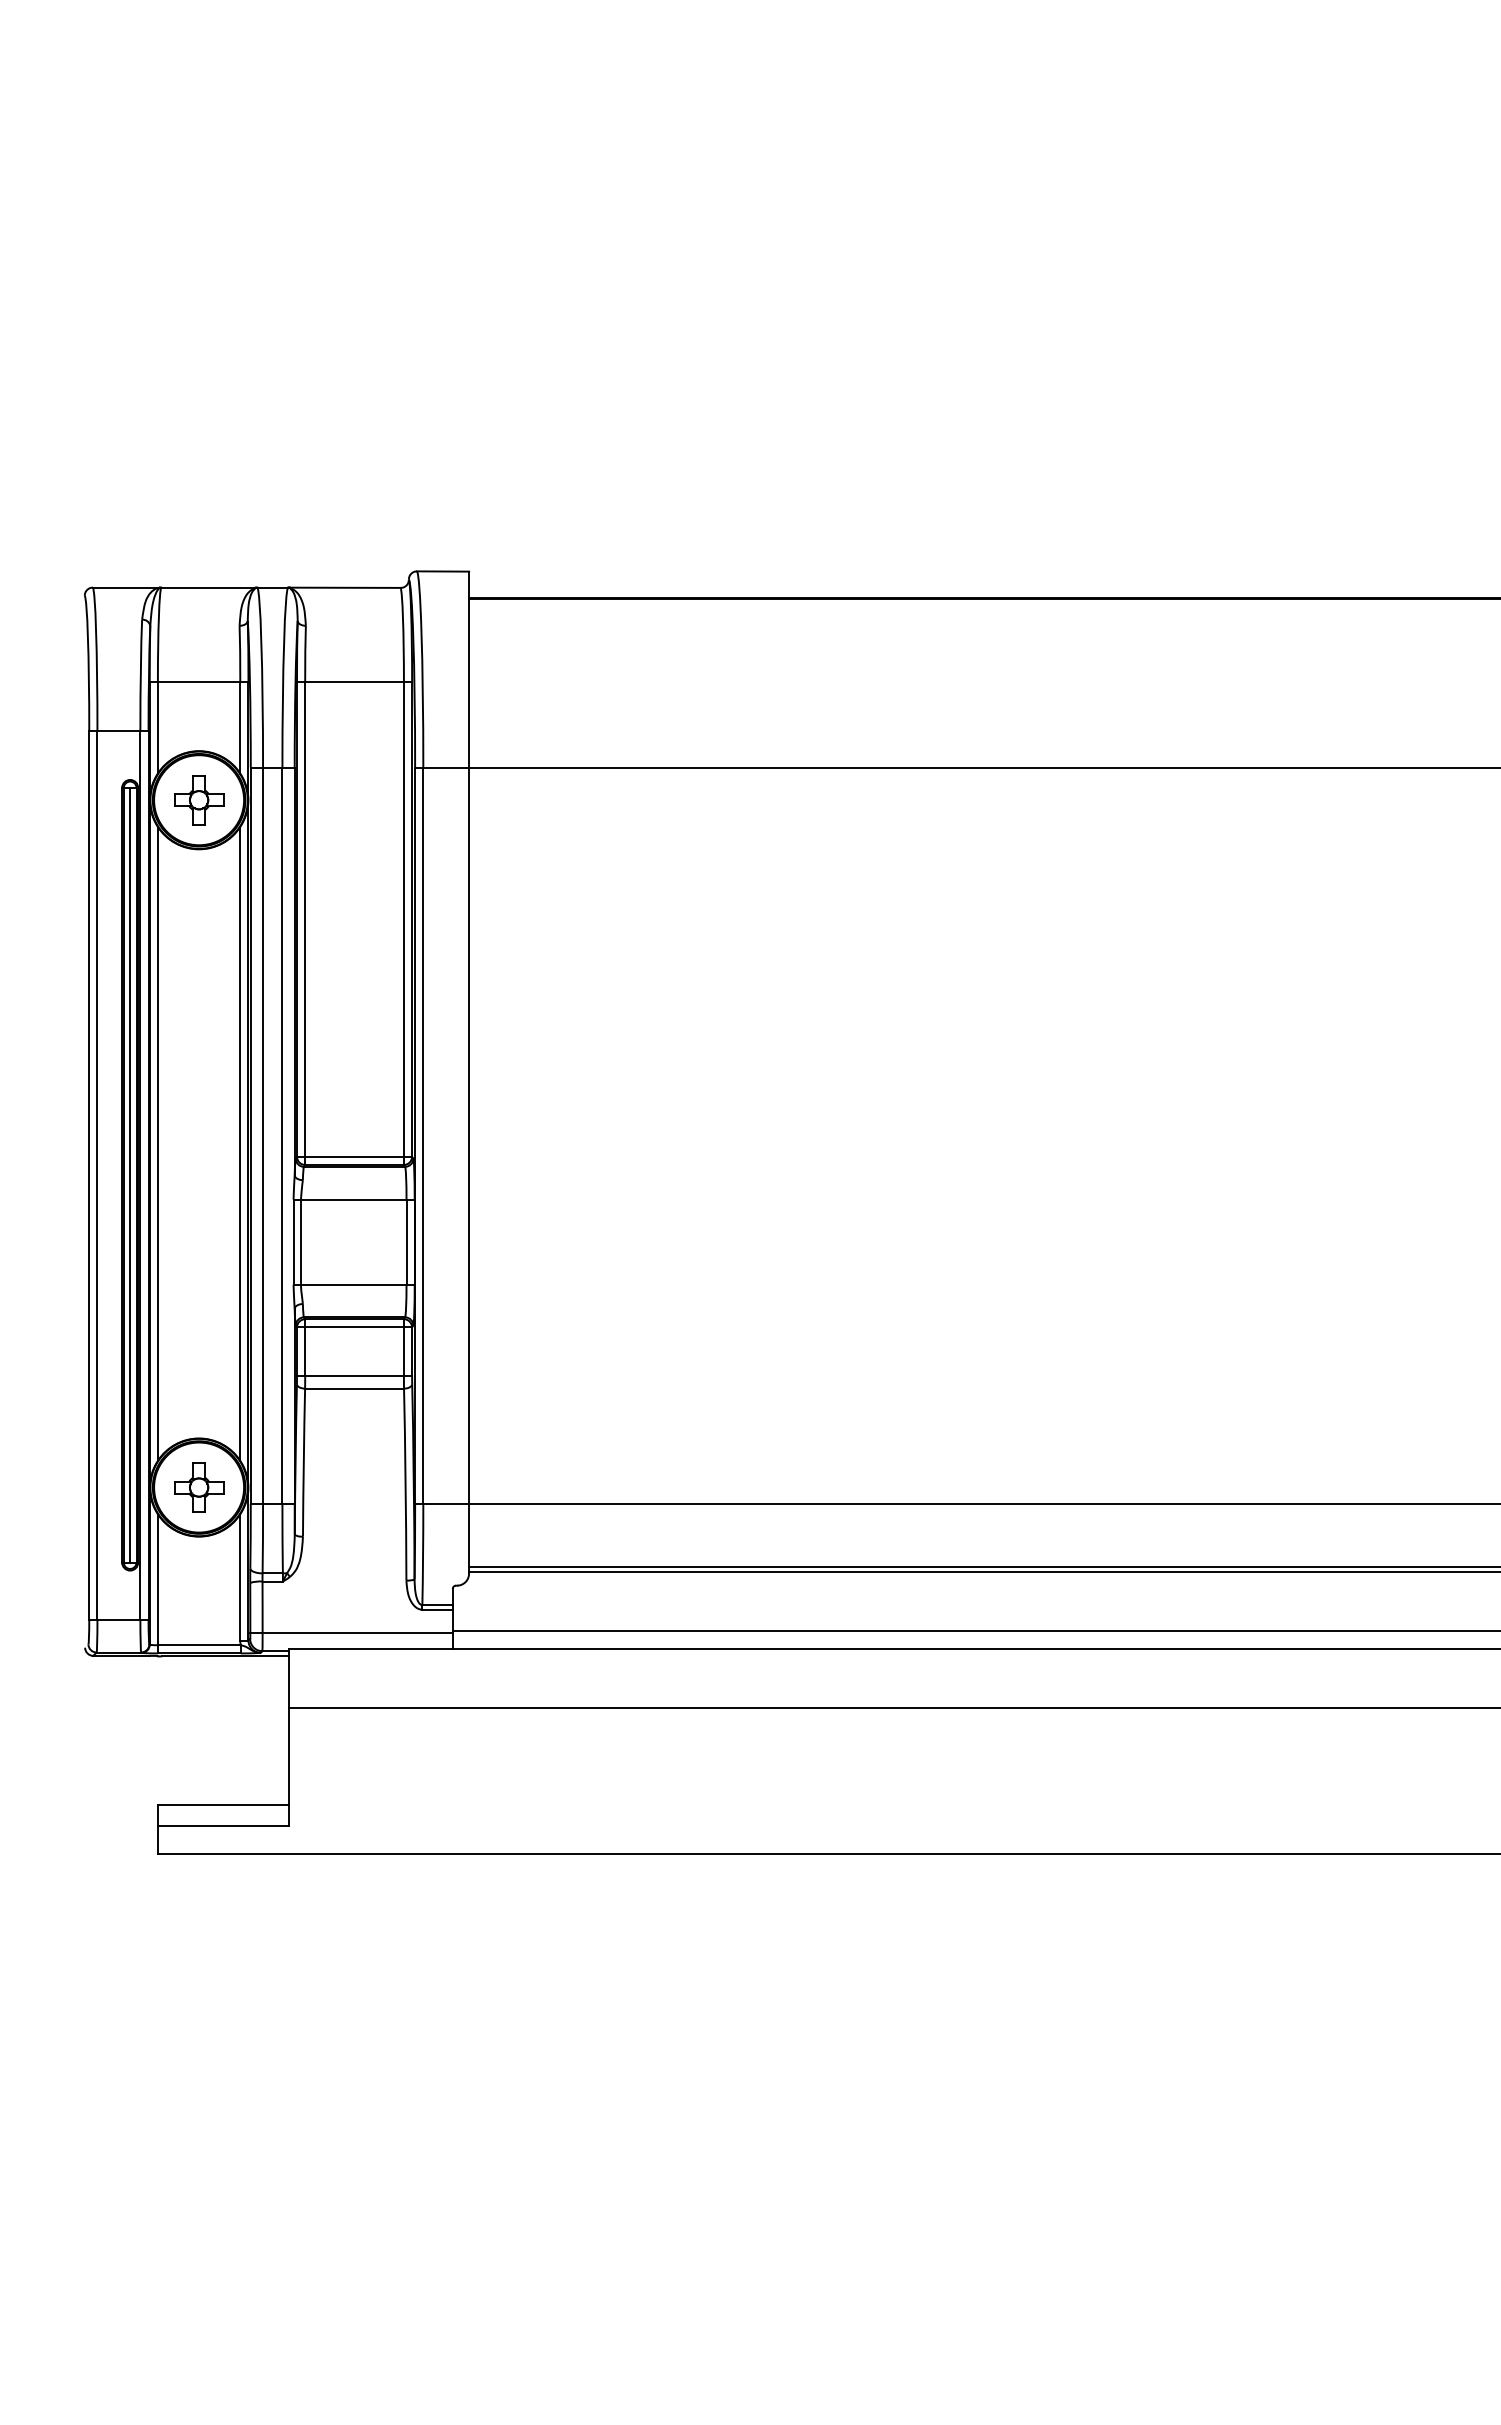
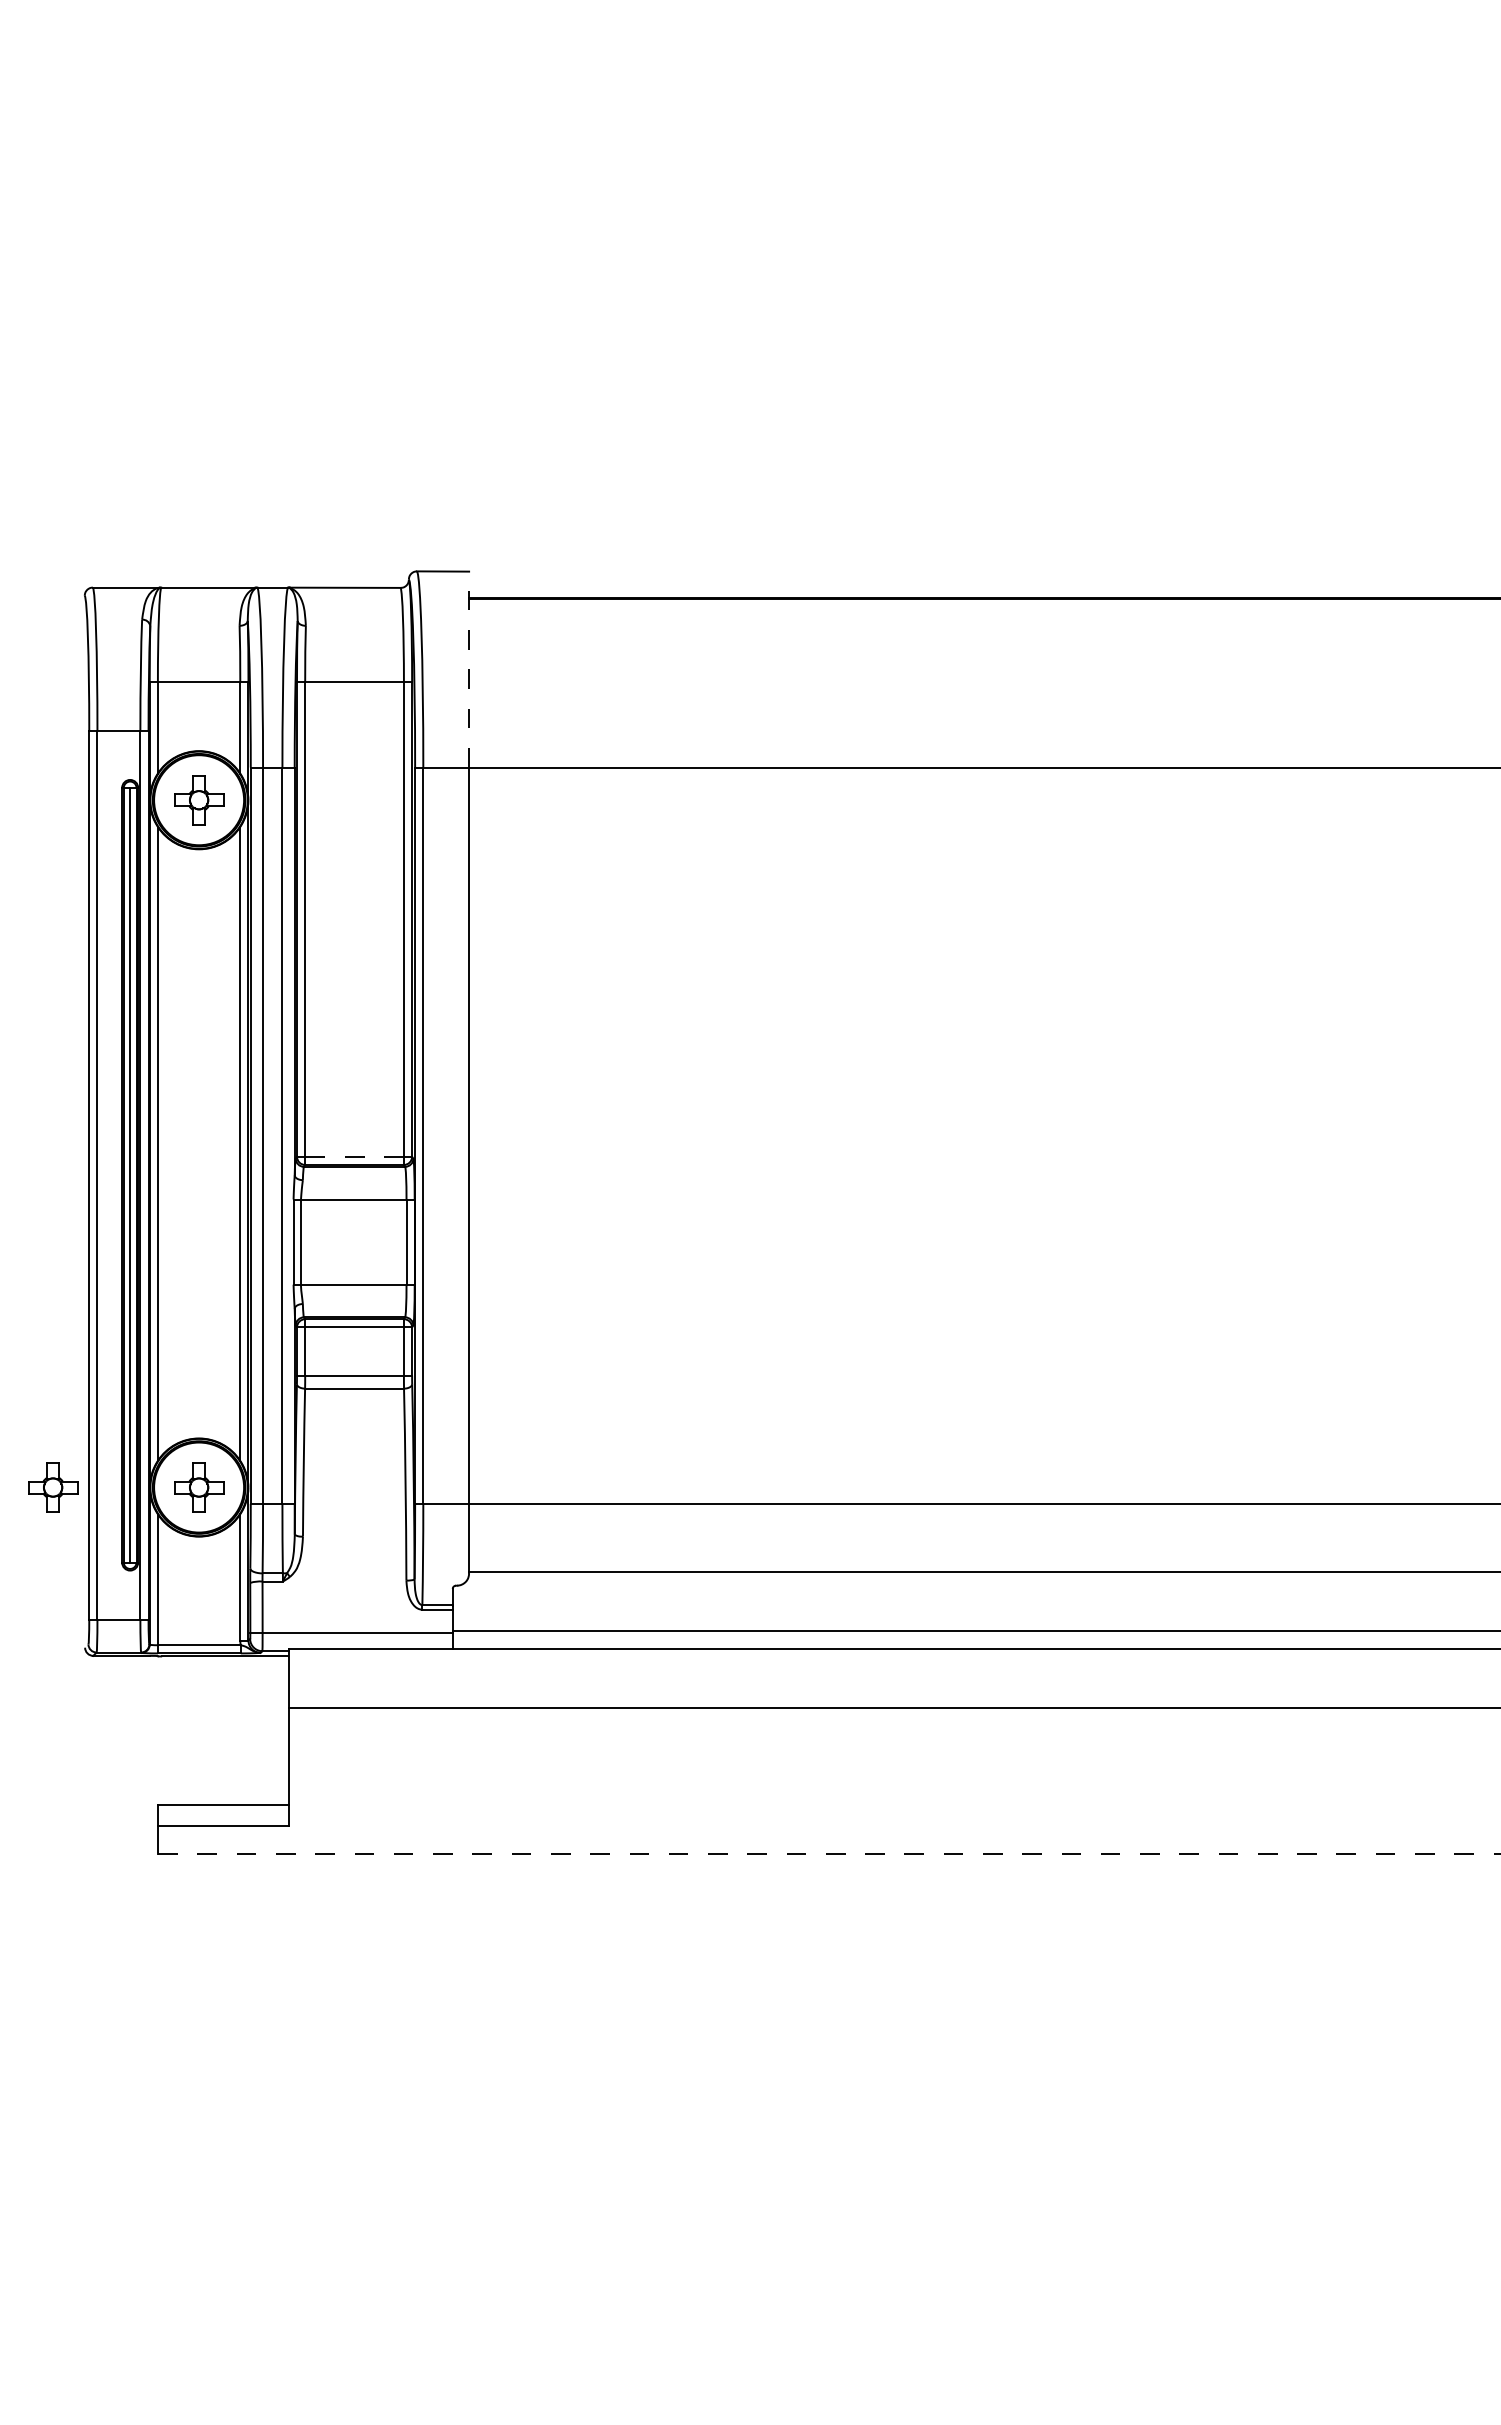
line: solid -> dashed (469, 669)
line: solid -> dashed (354, 1156)
part: none -> present (53, 1487)
line: present -> none (983, 1566)
line: solid -> dashed (830, 1853)
